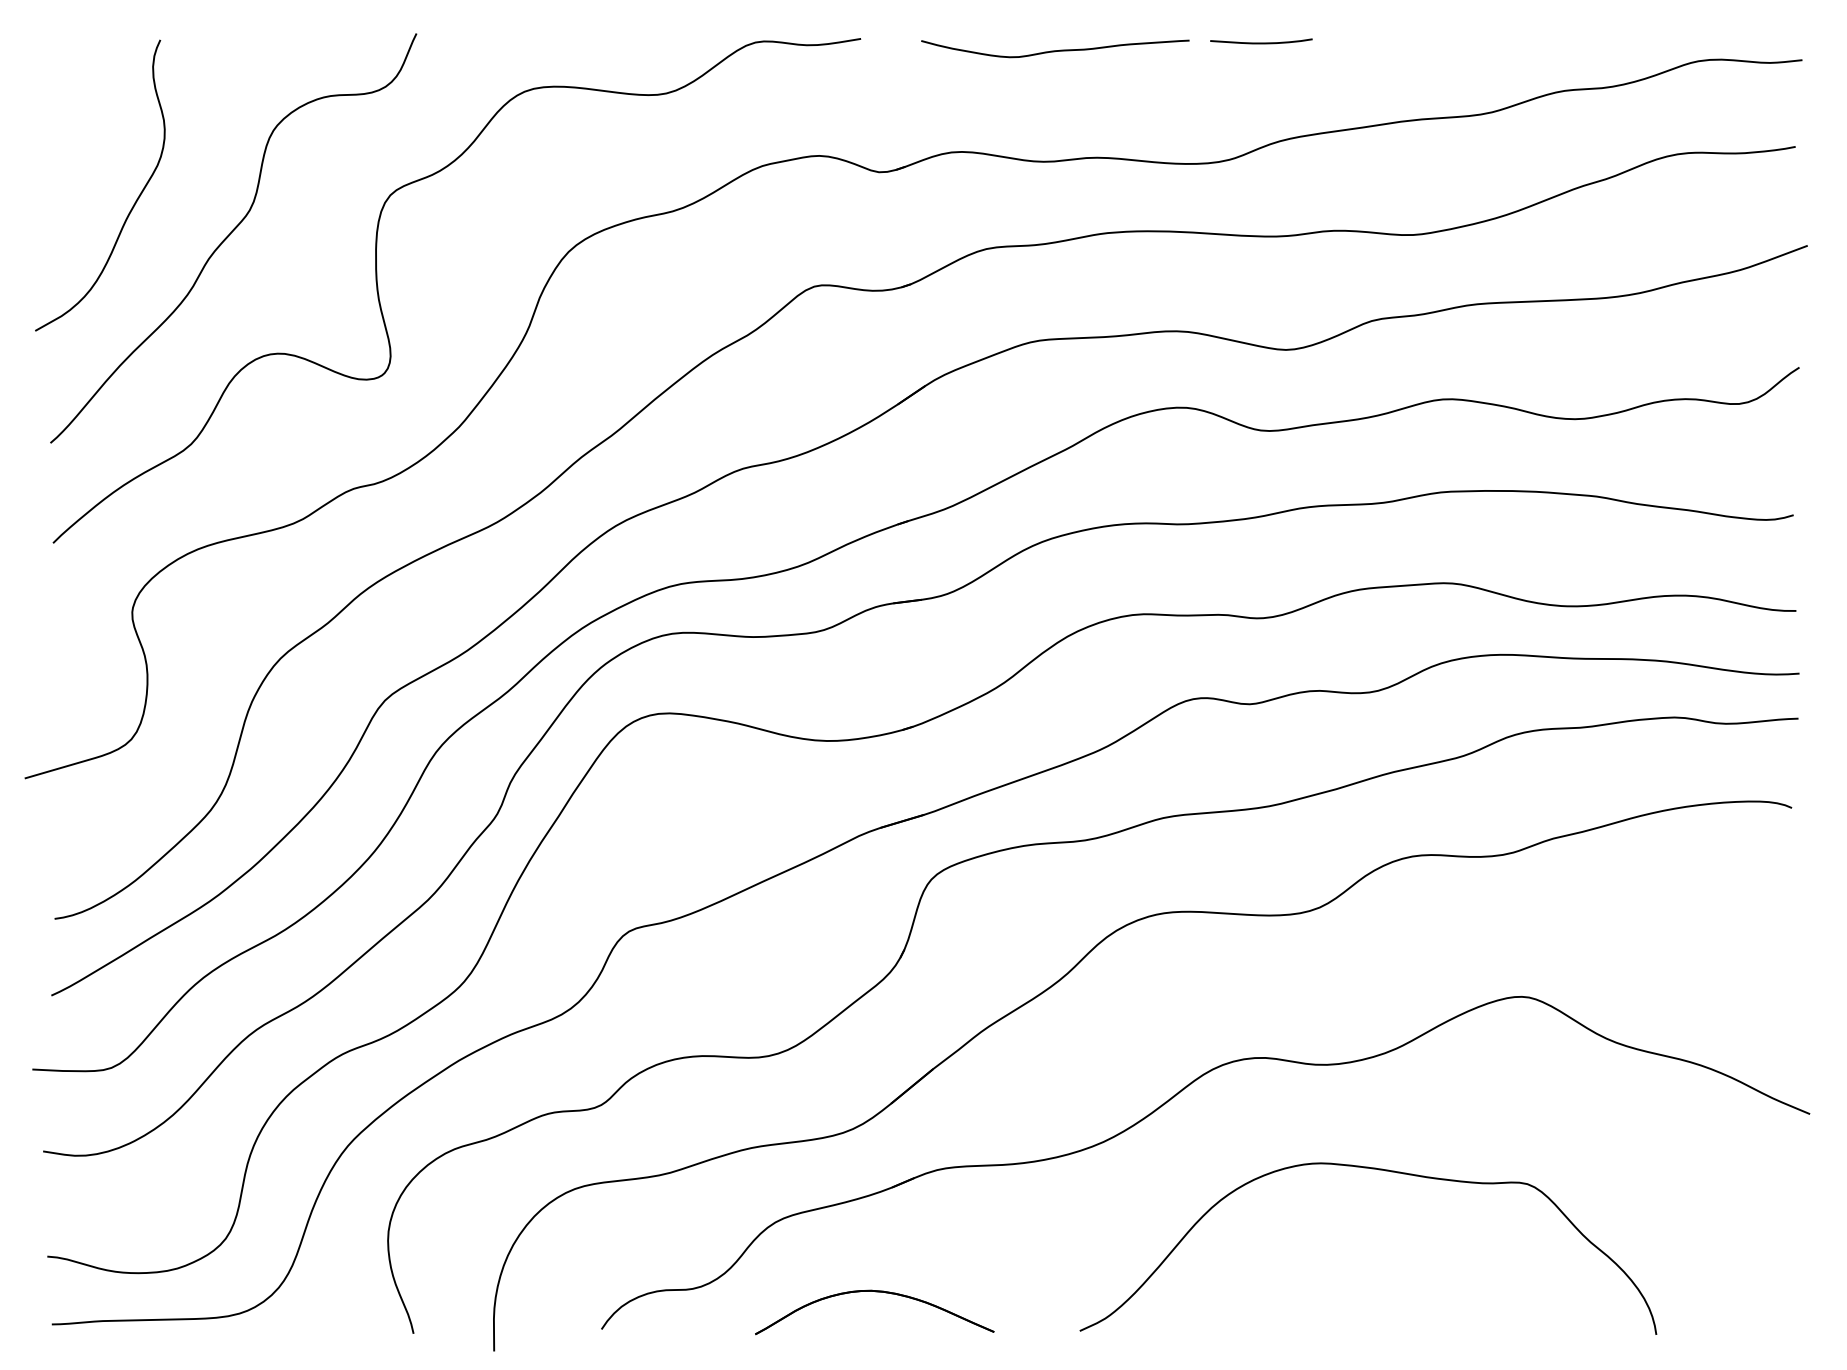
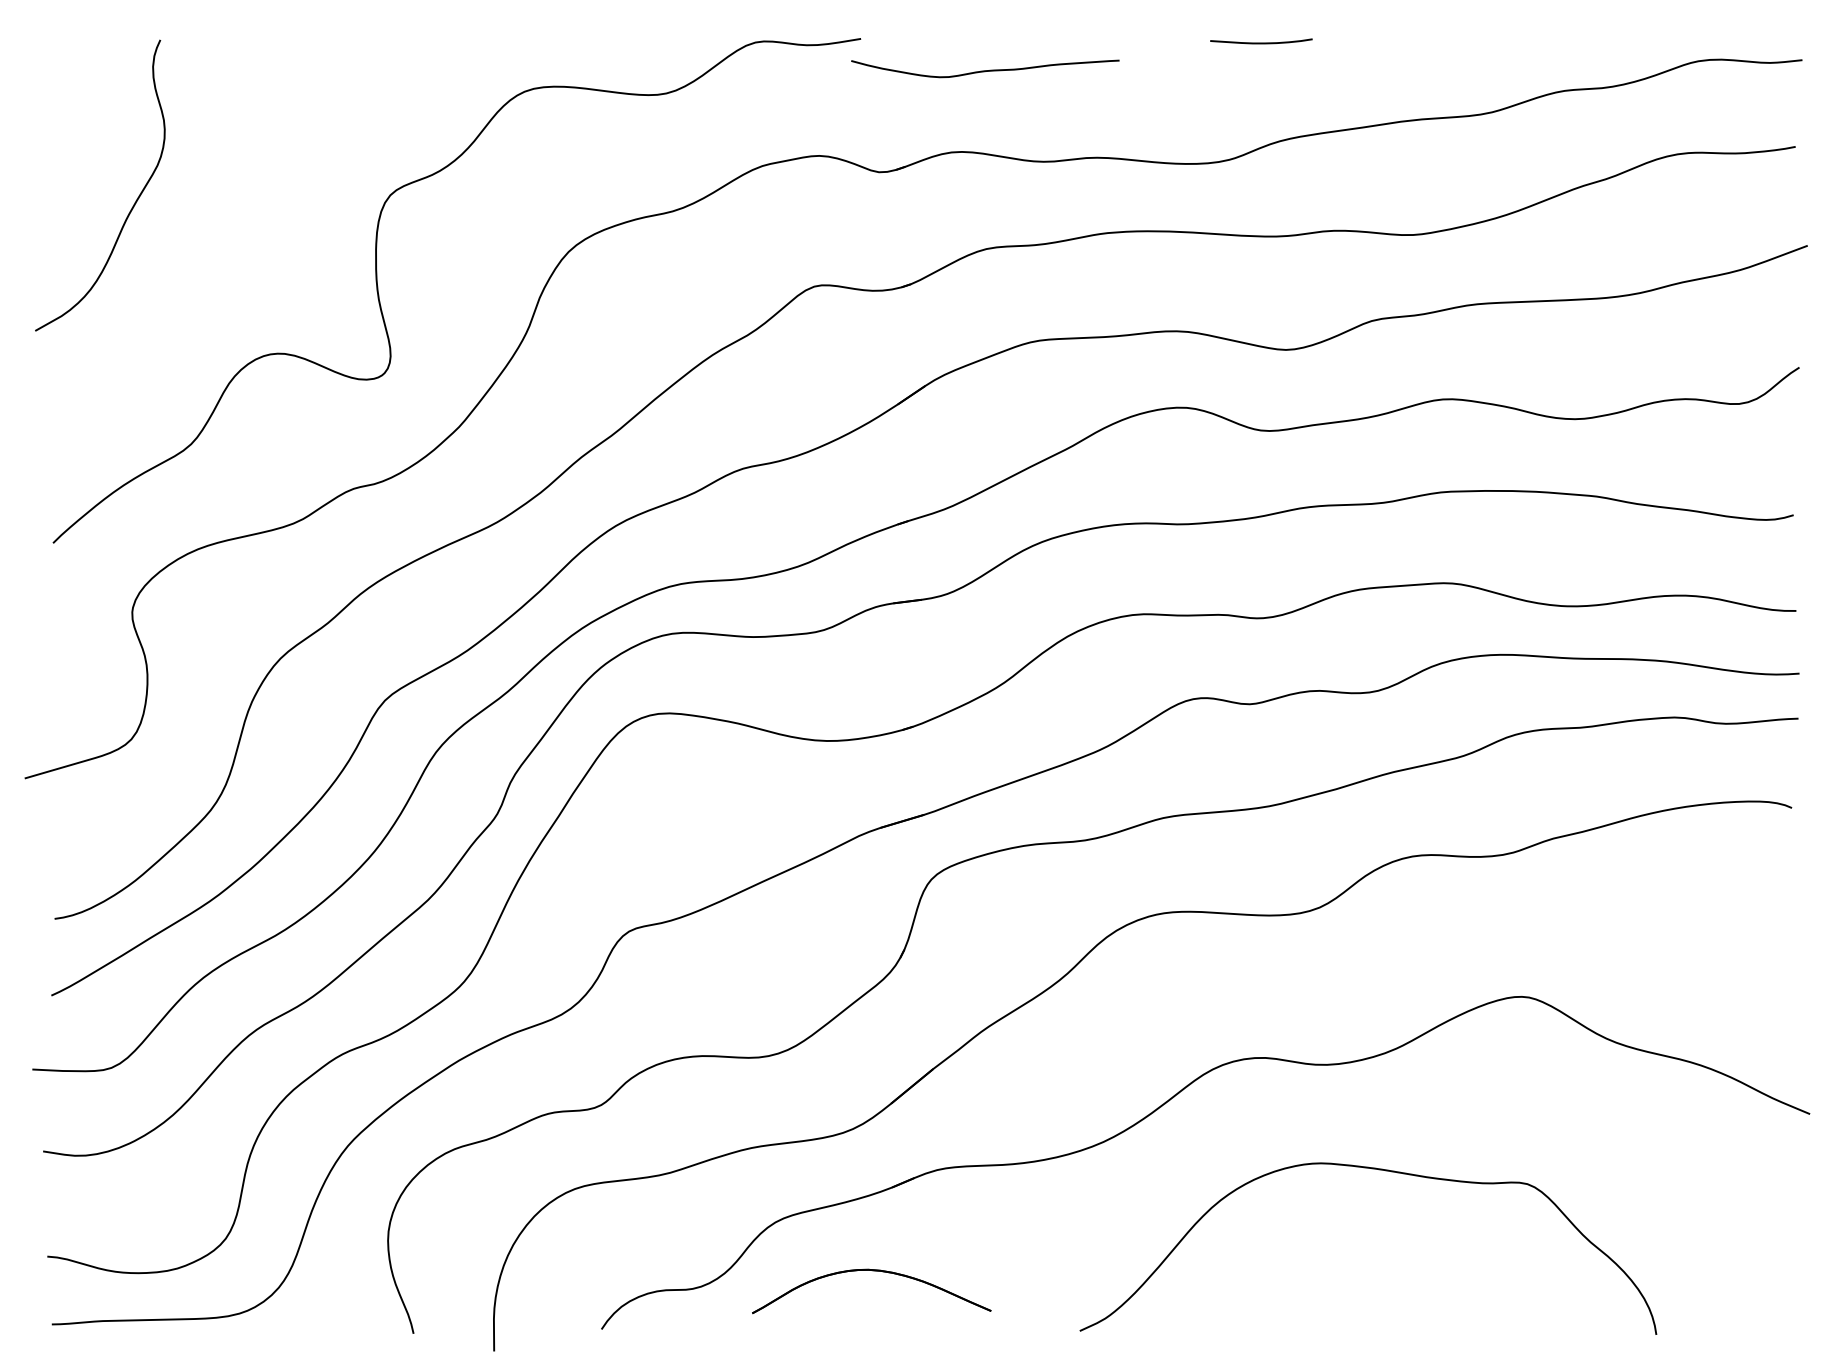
curve position: (1055, 50) -> (985, 70) (985, 70)
curve: present -> none (230, 235)
part position: (875, 1292) -> (872, 1271) (872, 1271)
